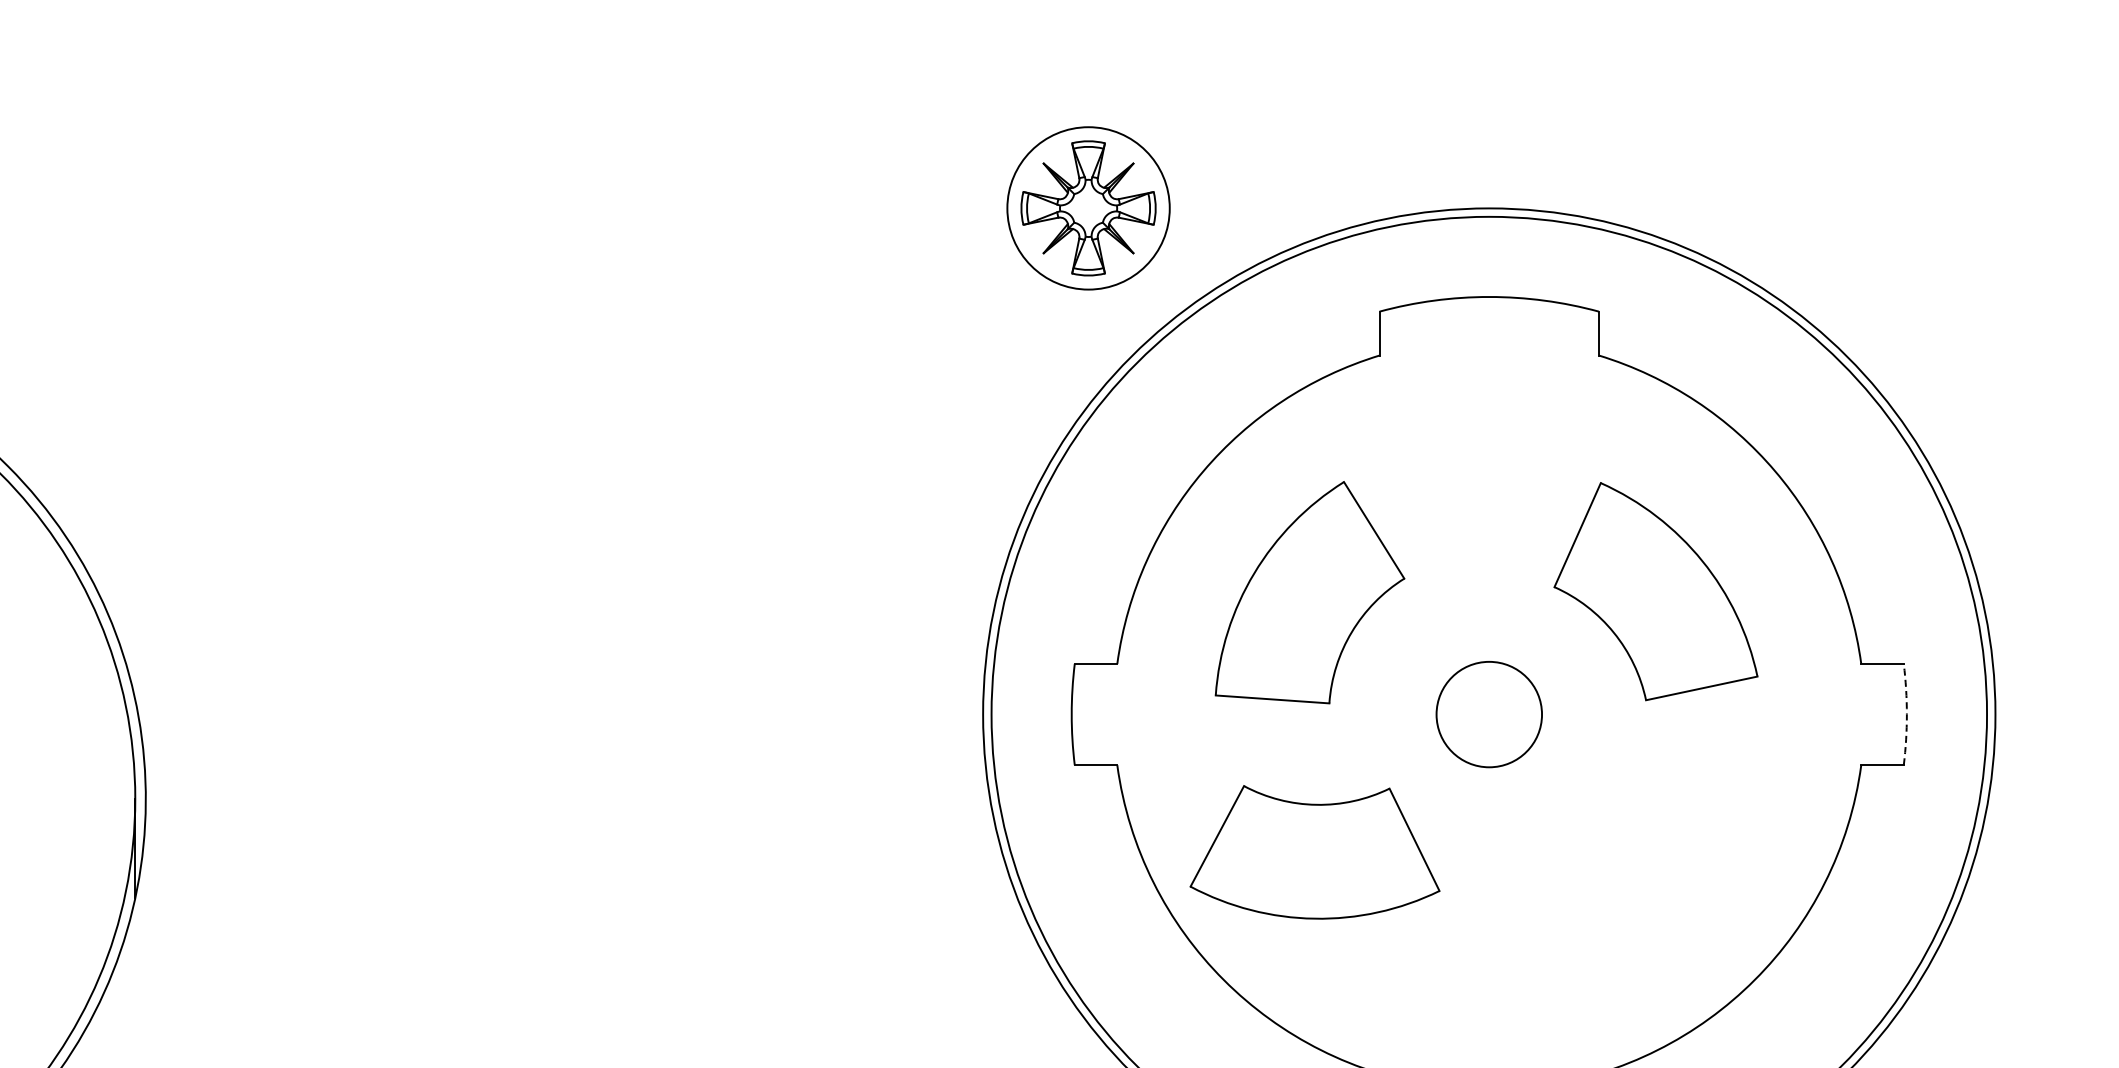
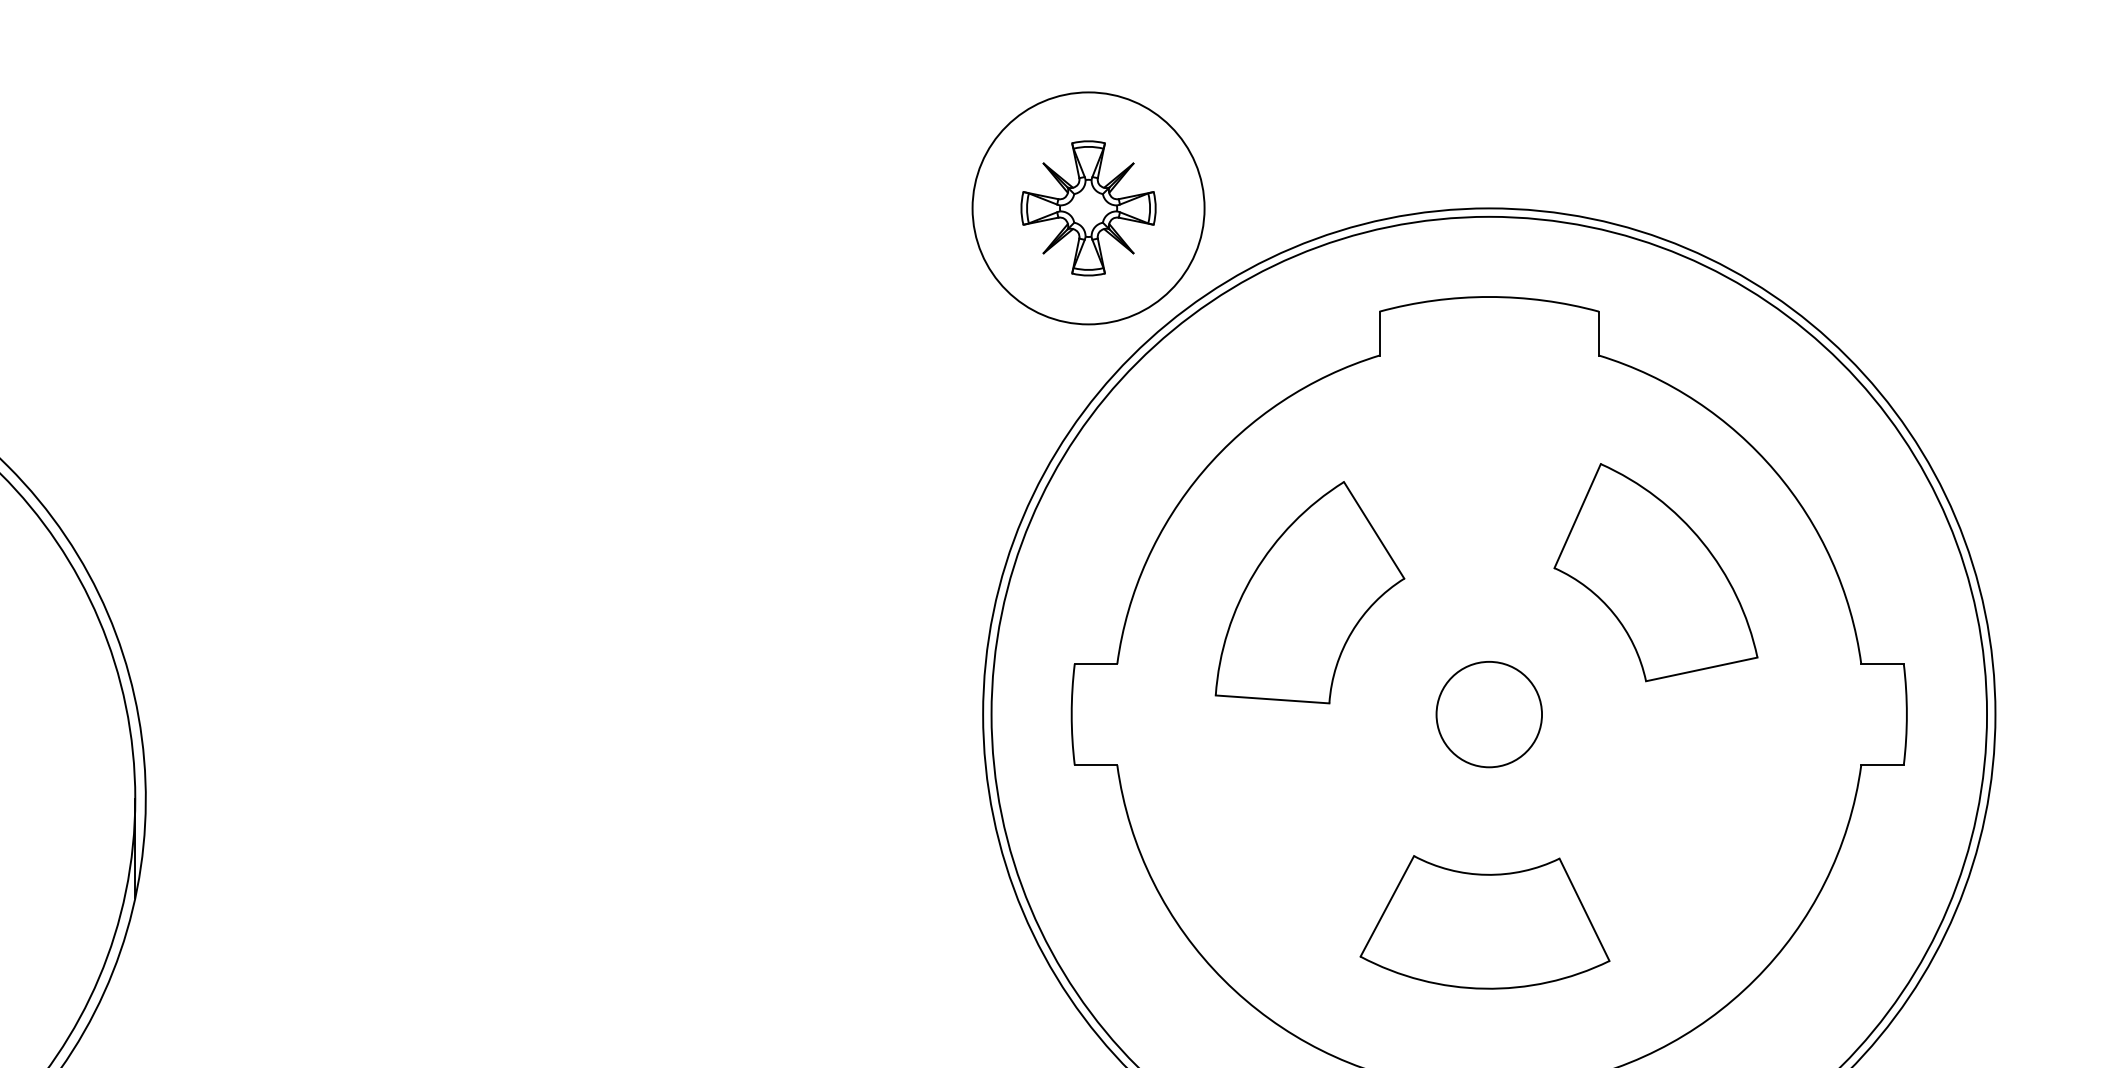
circle diameter: 162 px -> 232 px (1088, 208)
part position: (1655, 591) -> (1655, 572) (1655, 572)
arc: dashed -> solid (1906, 714)
part position: (1314, 852) -> (1484, 922) (1484, 922)
